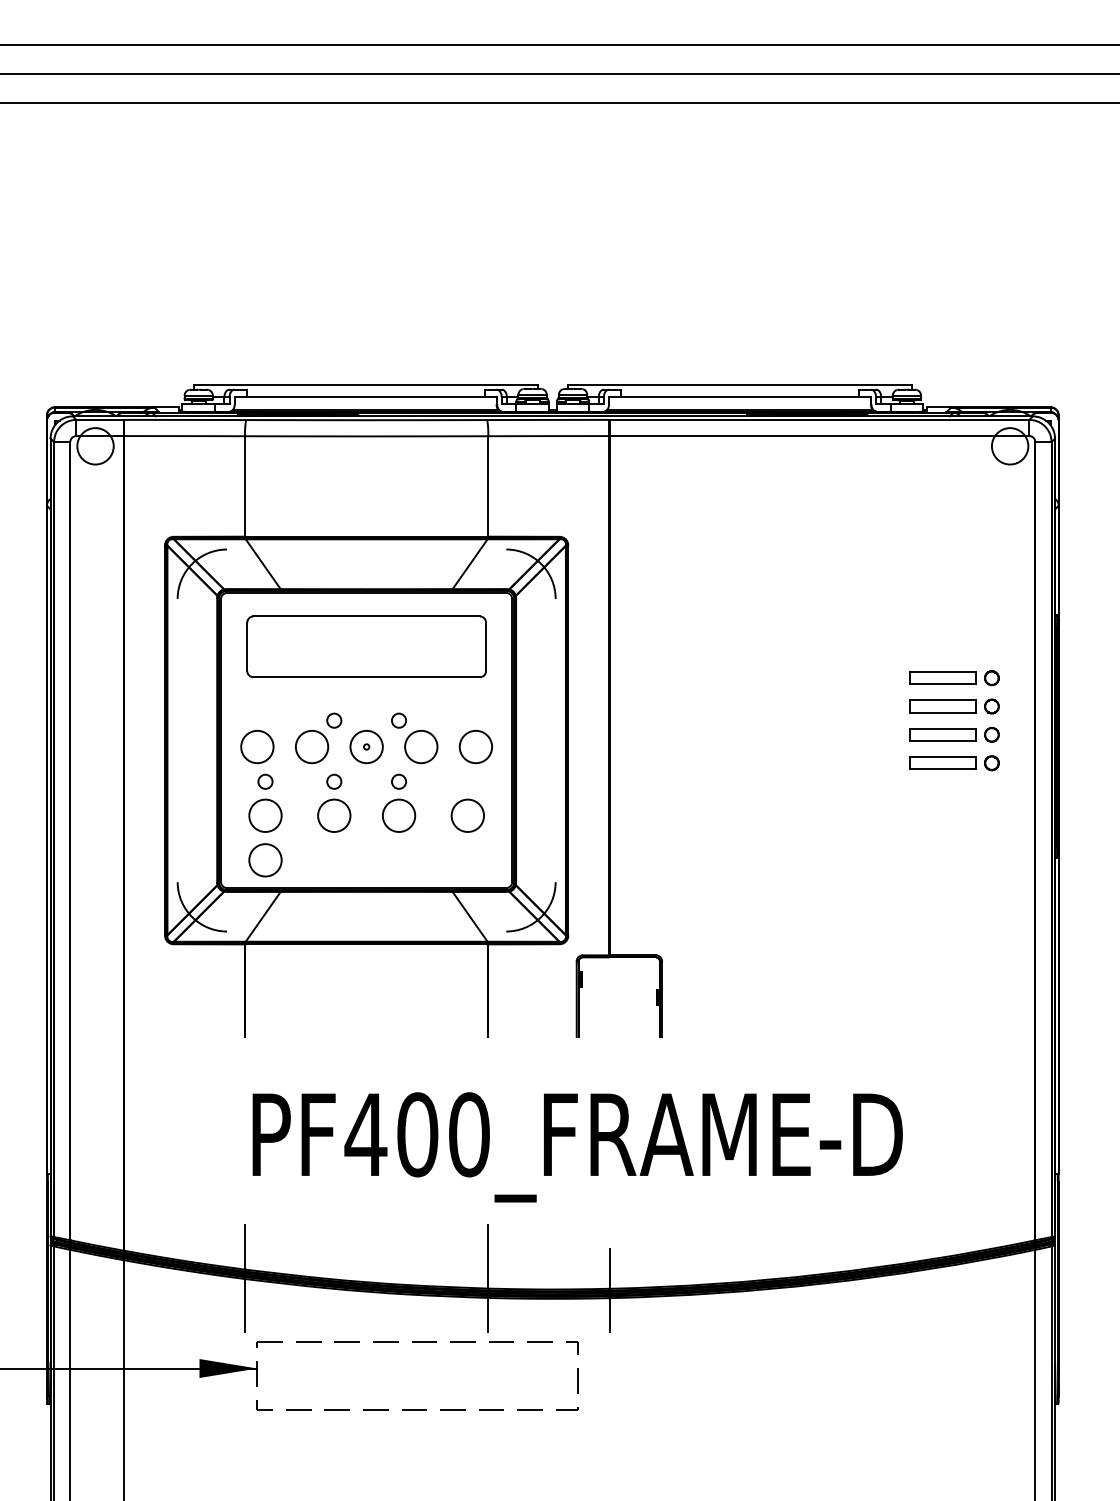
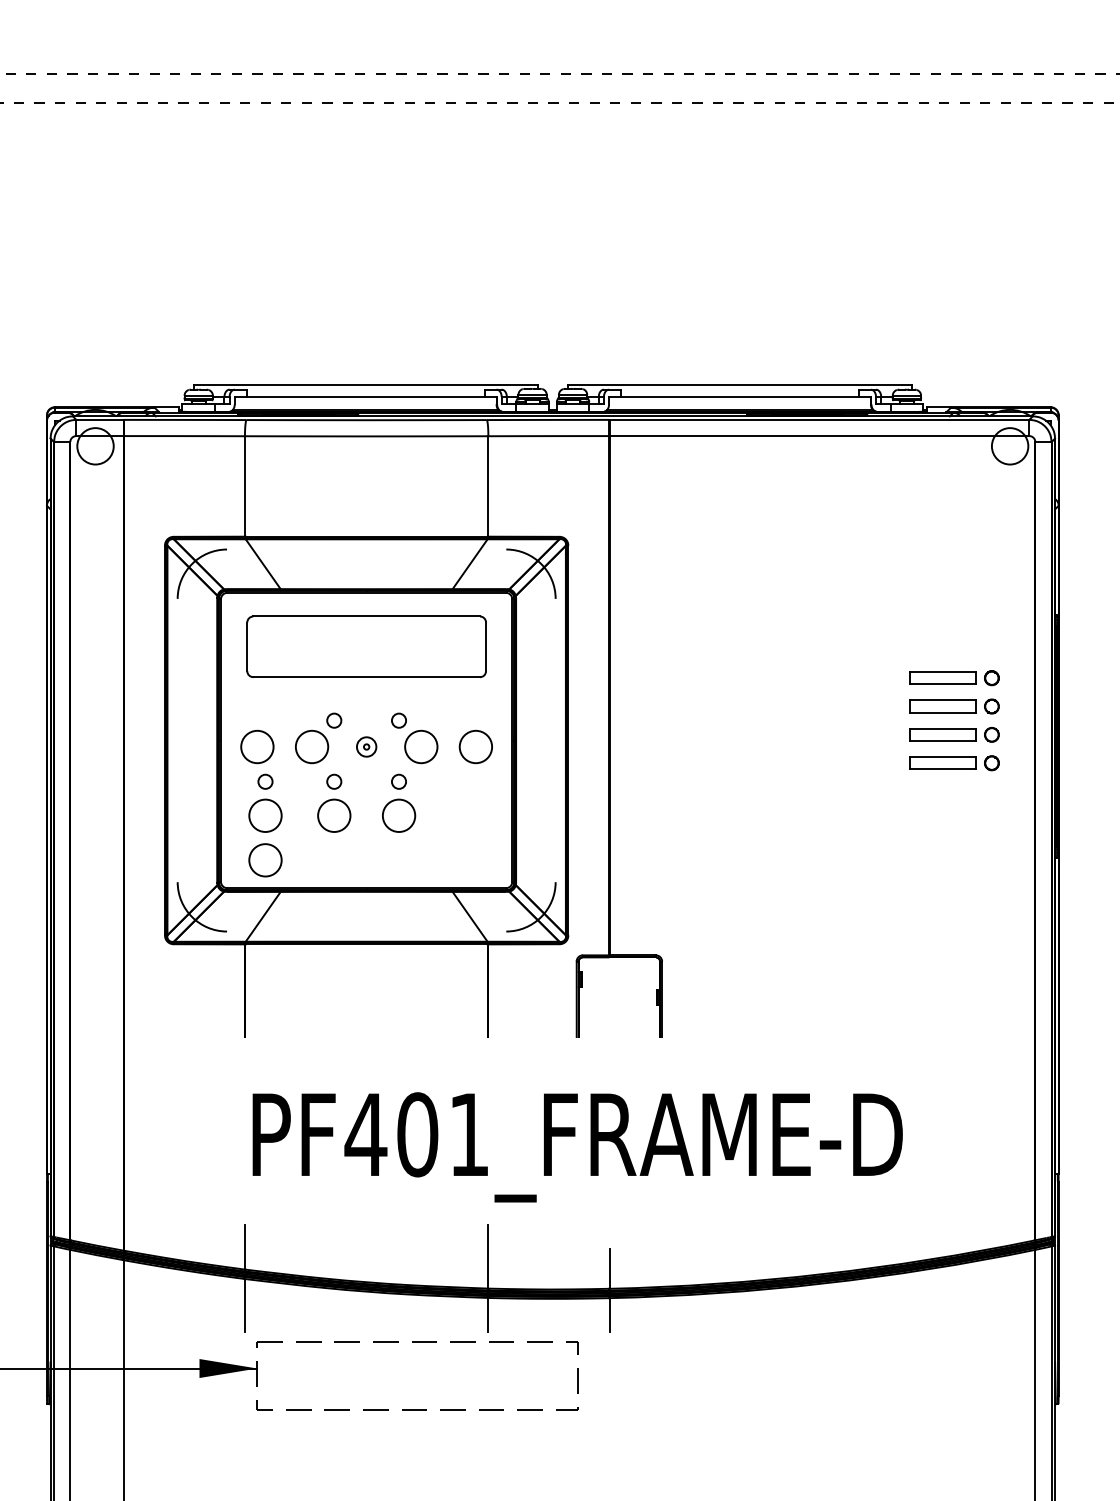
line: present -> none (559, 45)
line: solid -> dashed (560, 73)
line: solid -> dashed (560, 102)
circle diameter: 32 px -> 19 px (366, 746)
circle: present -> none (467, 815)
text: PF400_FRAME-D -> PF401_FRAME-D (469, 1134)
